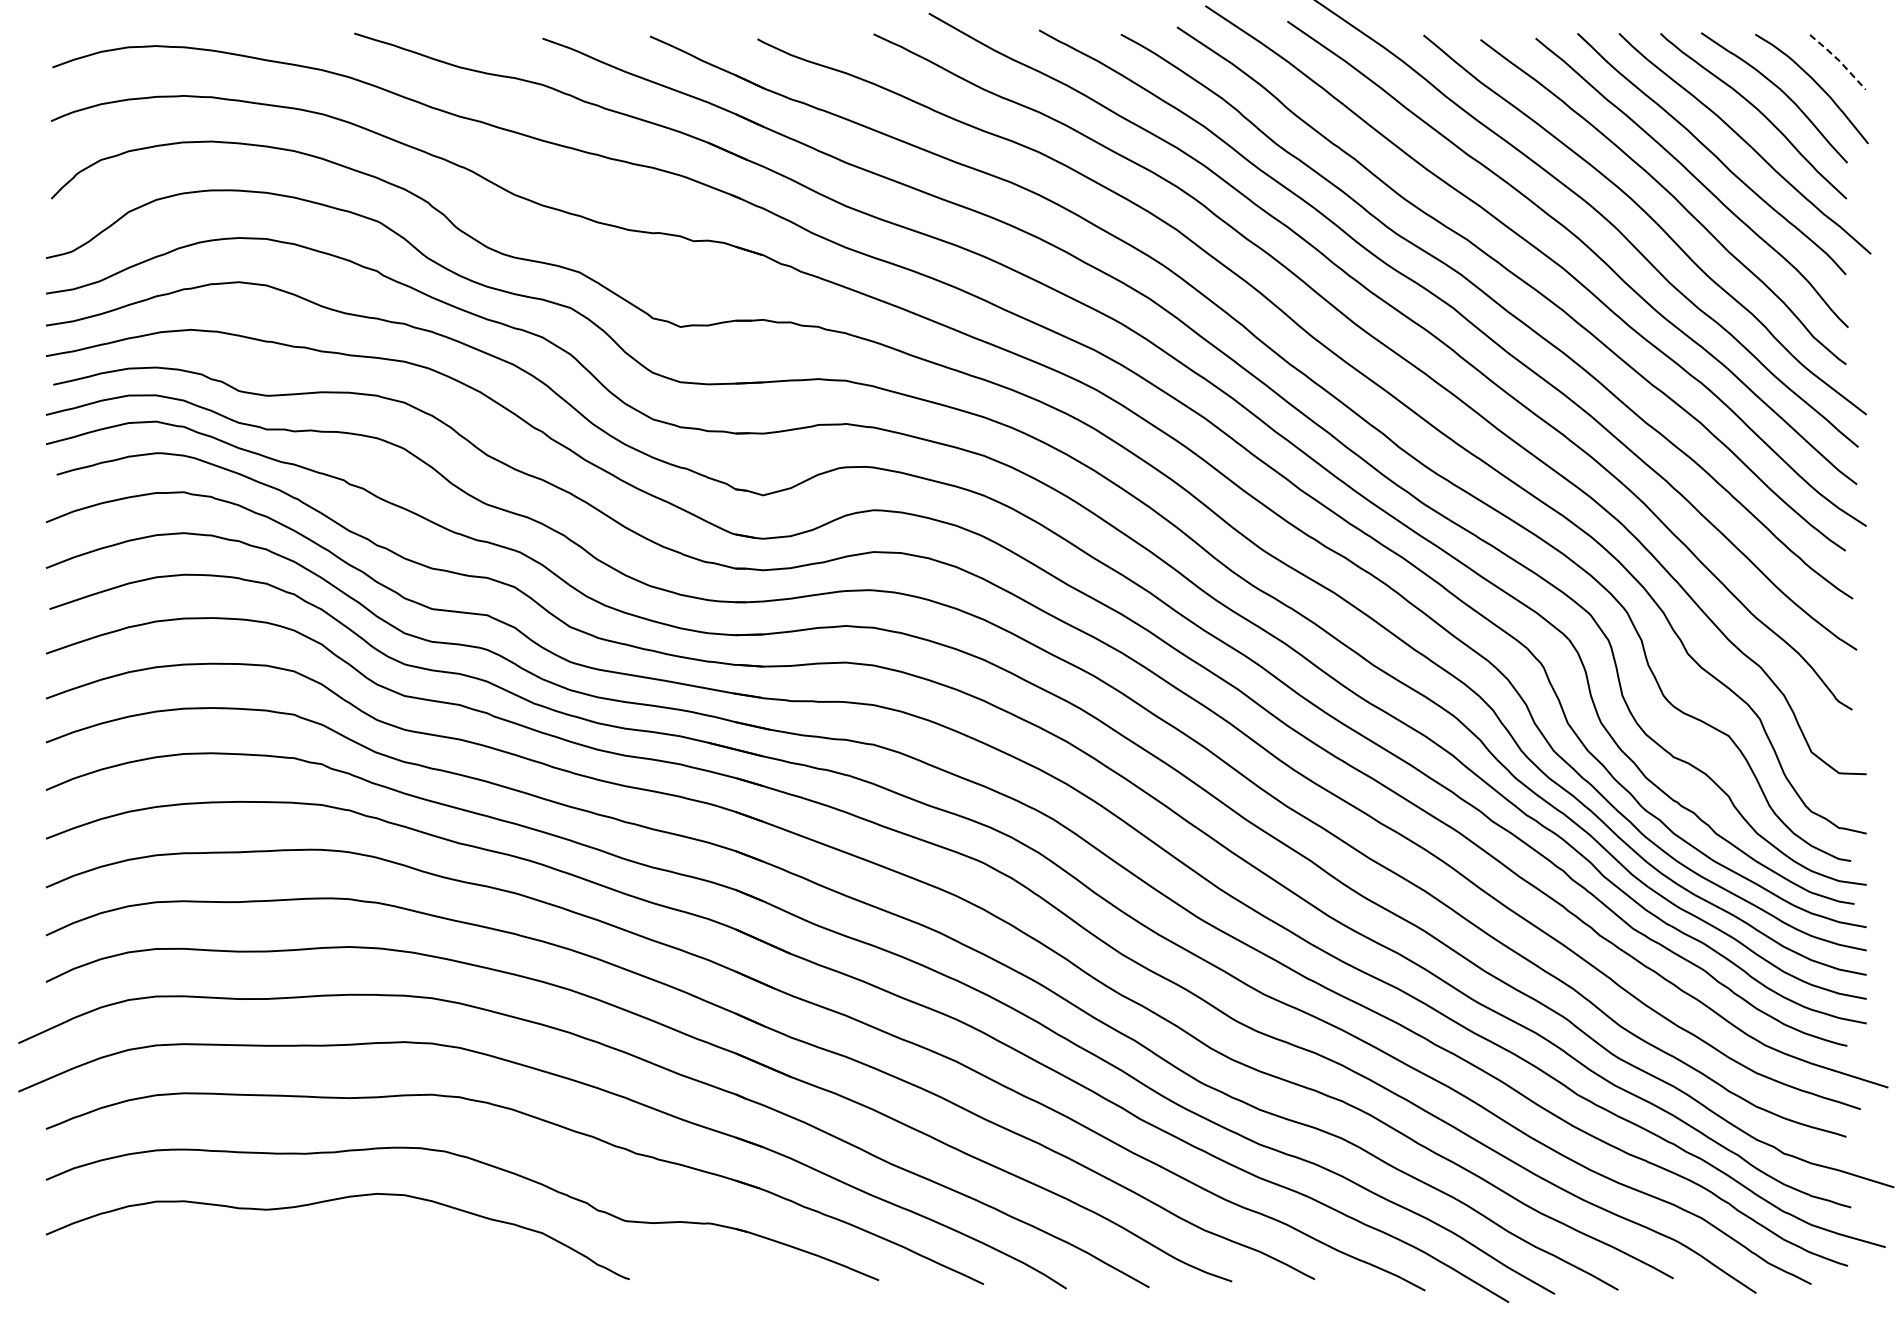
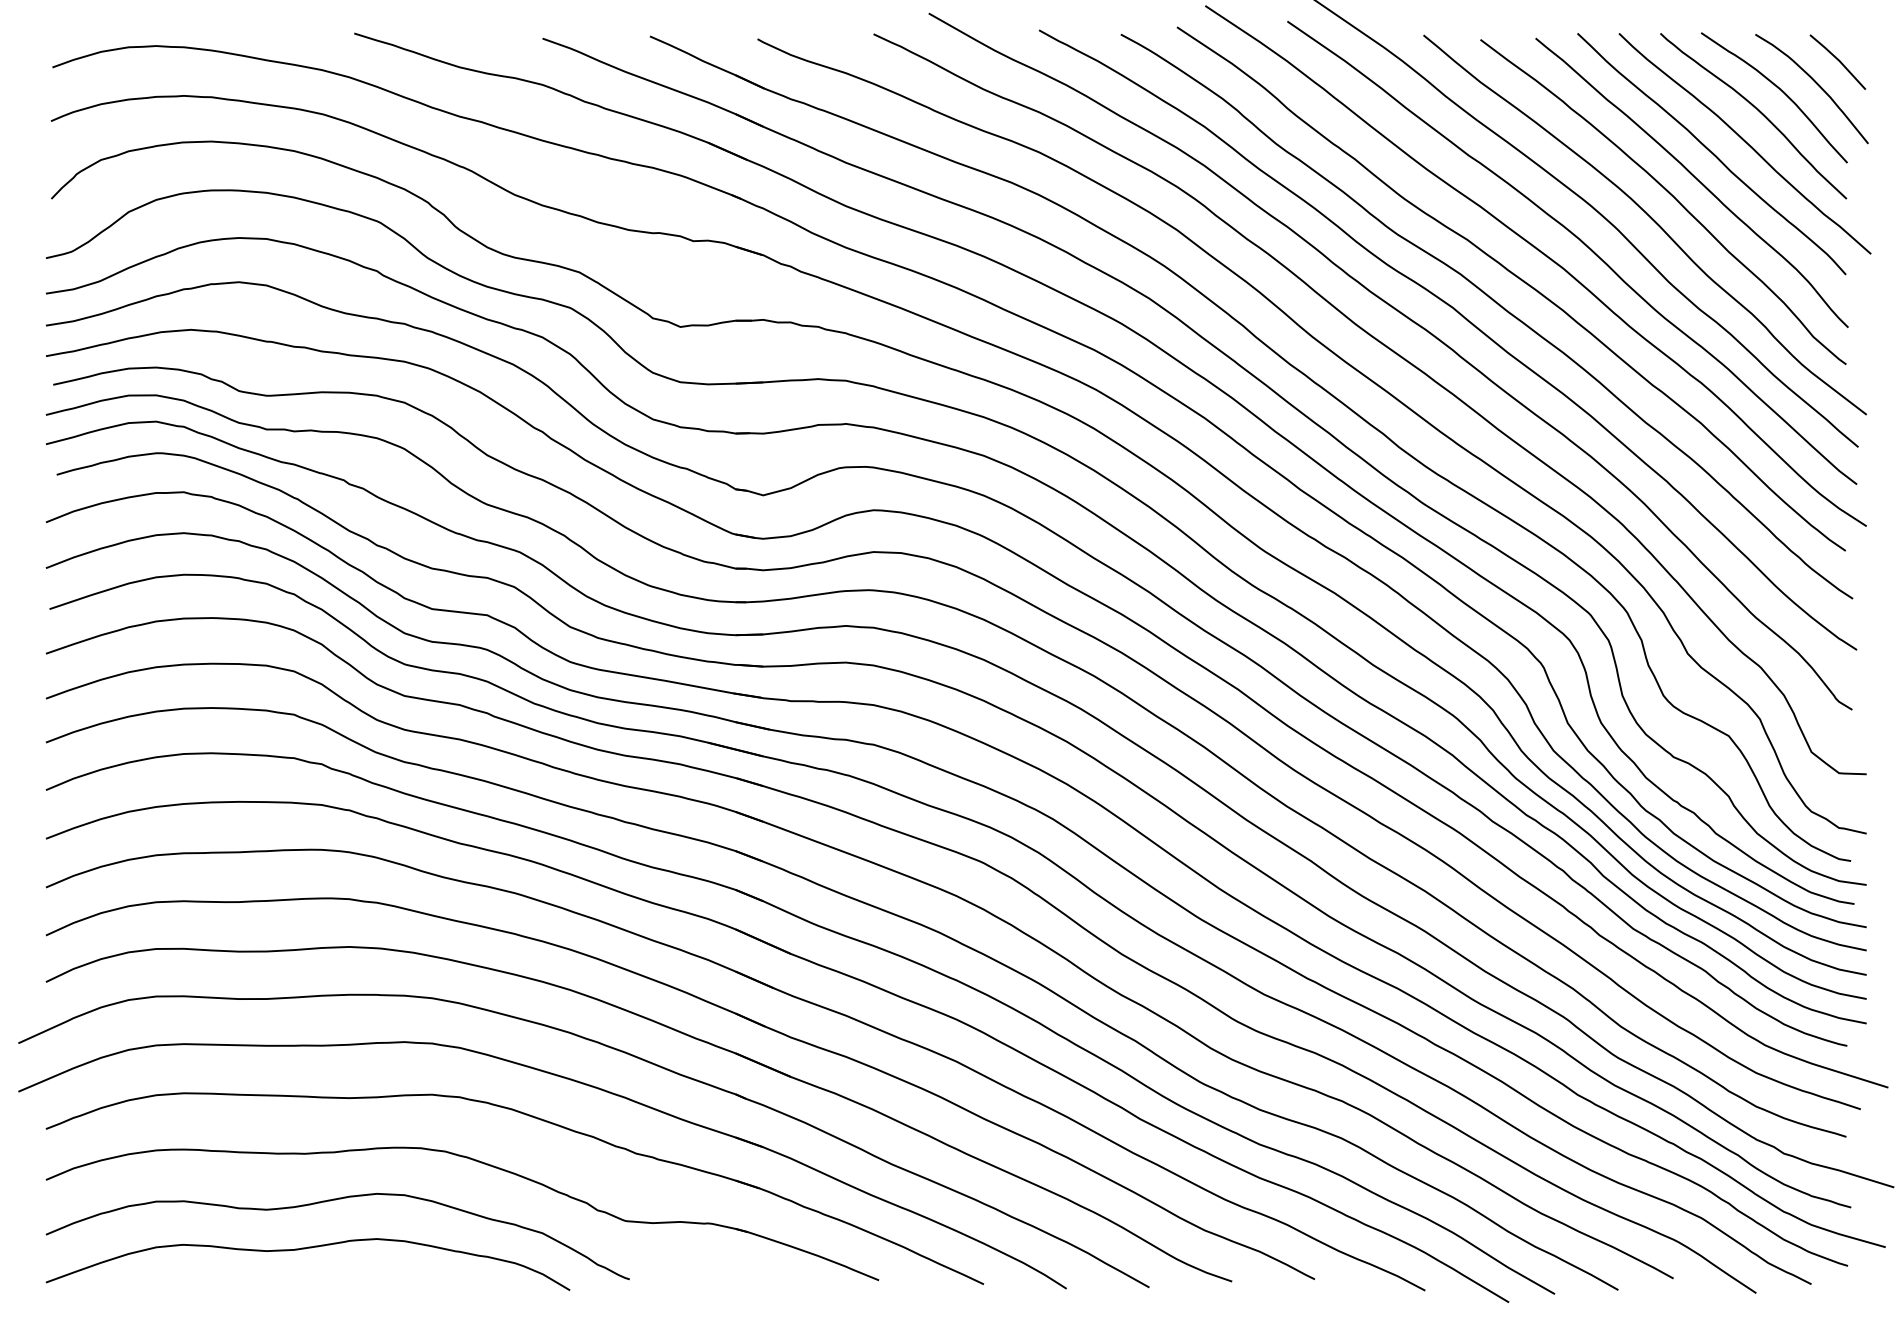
line: dashed -> solid (1839, 61)
curve: none -> present (305, 1249)
